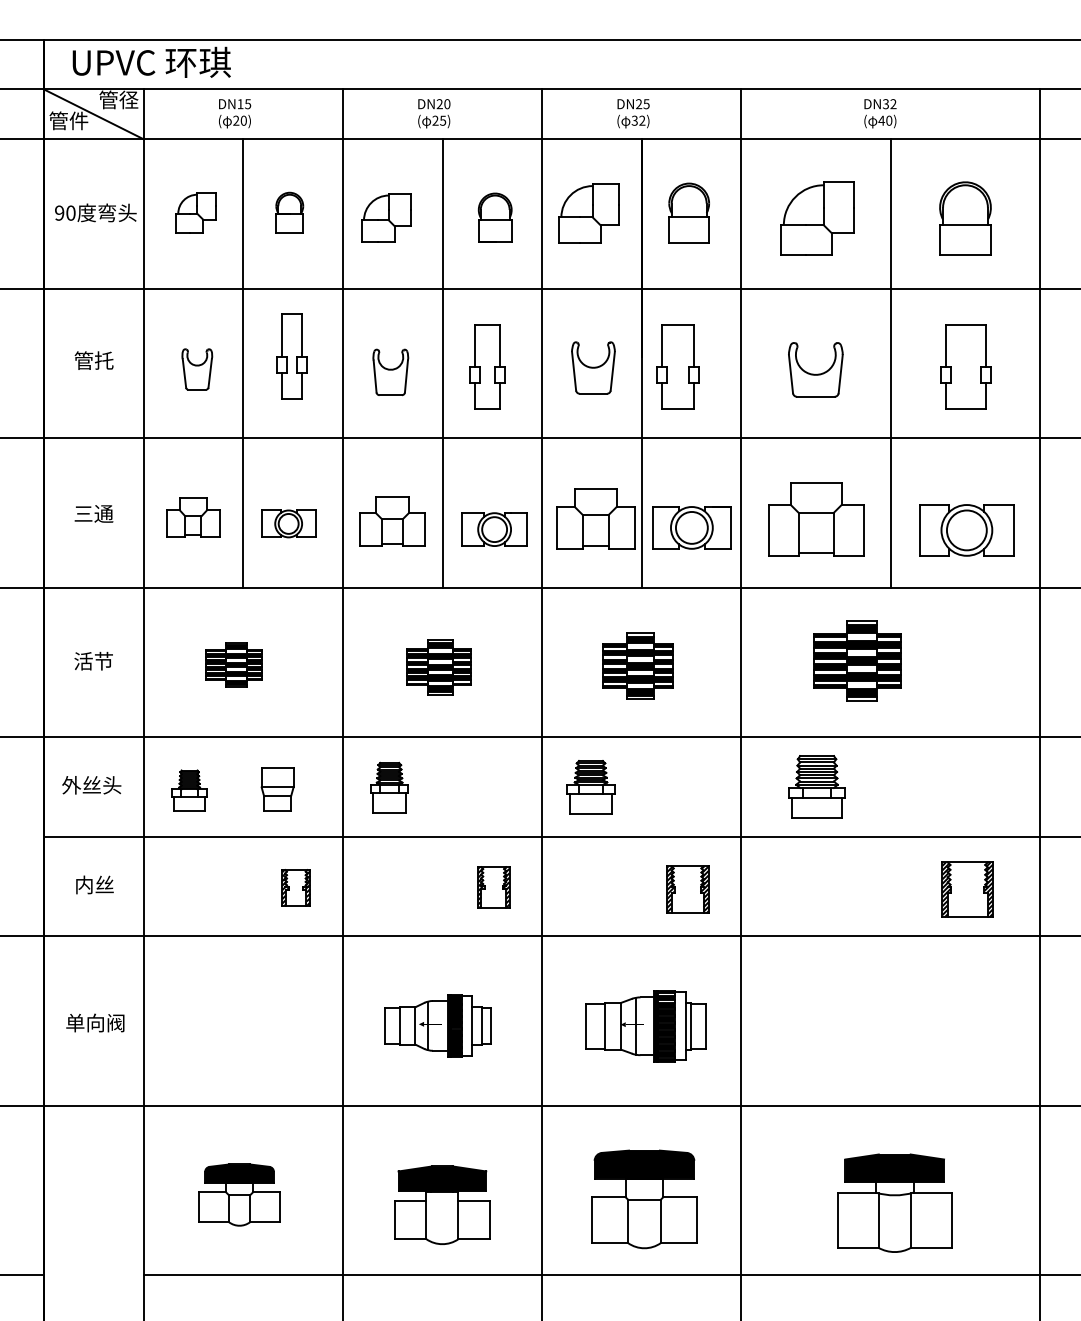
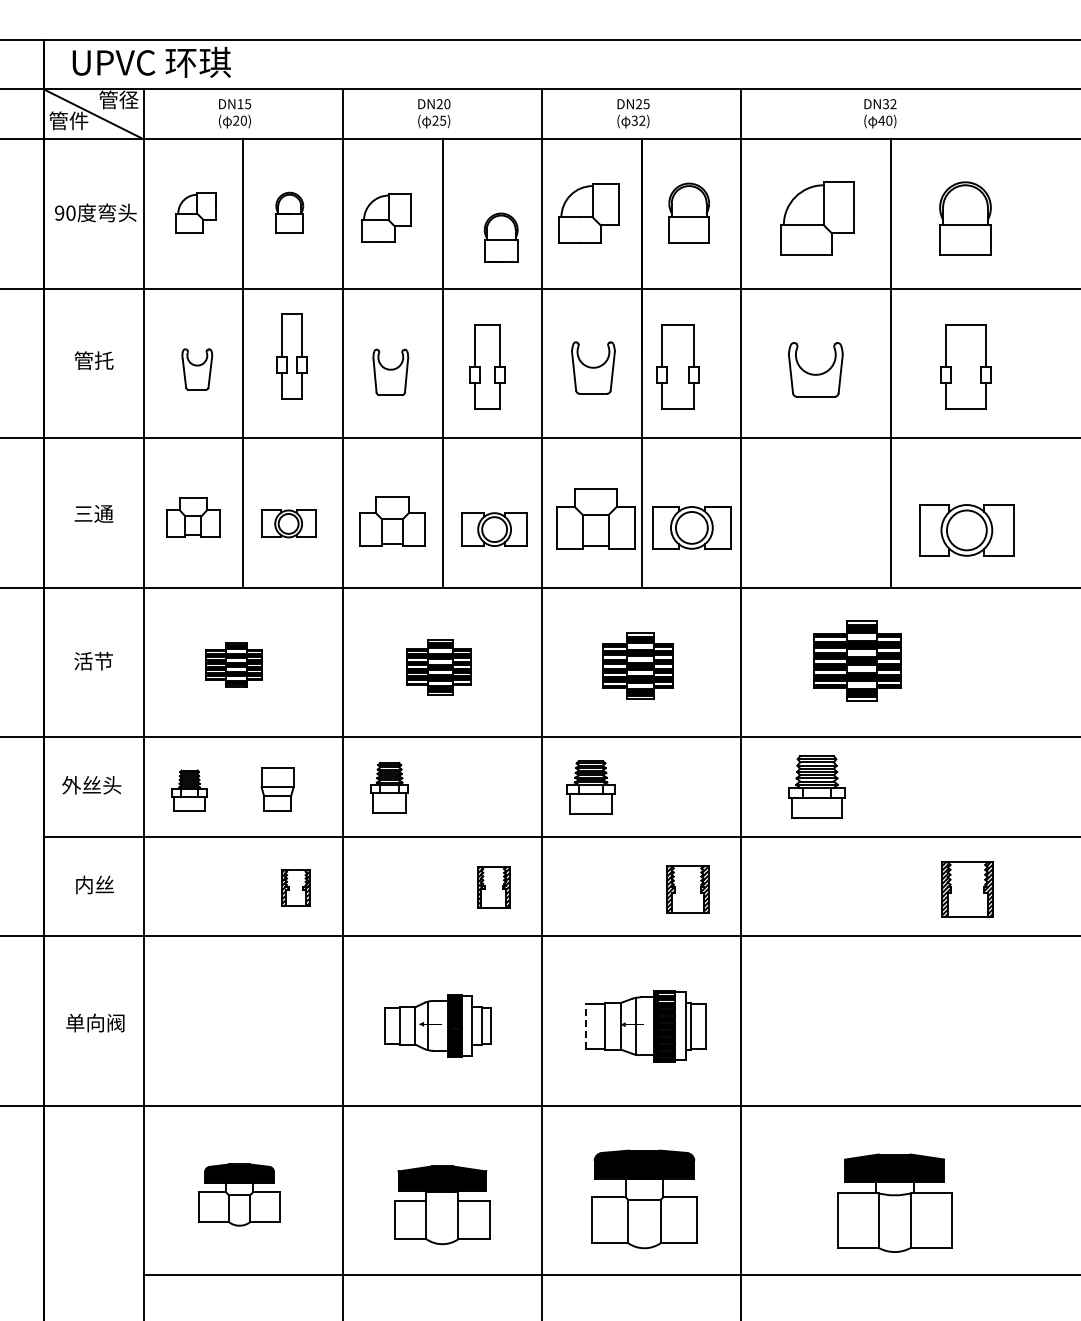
part position: (494, 217) -> (500, 237) (500, 237)
part: present -> none (816, 519)
line: present -> none (1040, 703)
line: solid -> dashed (586, 1026)
line: present -> none (22, 1275)
